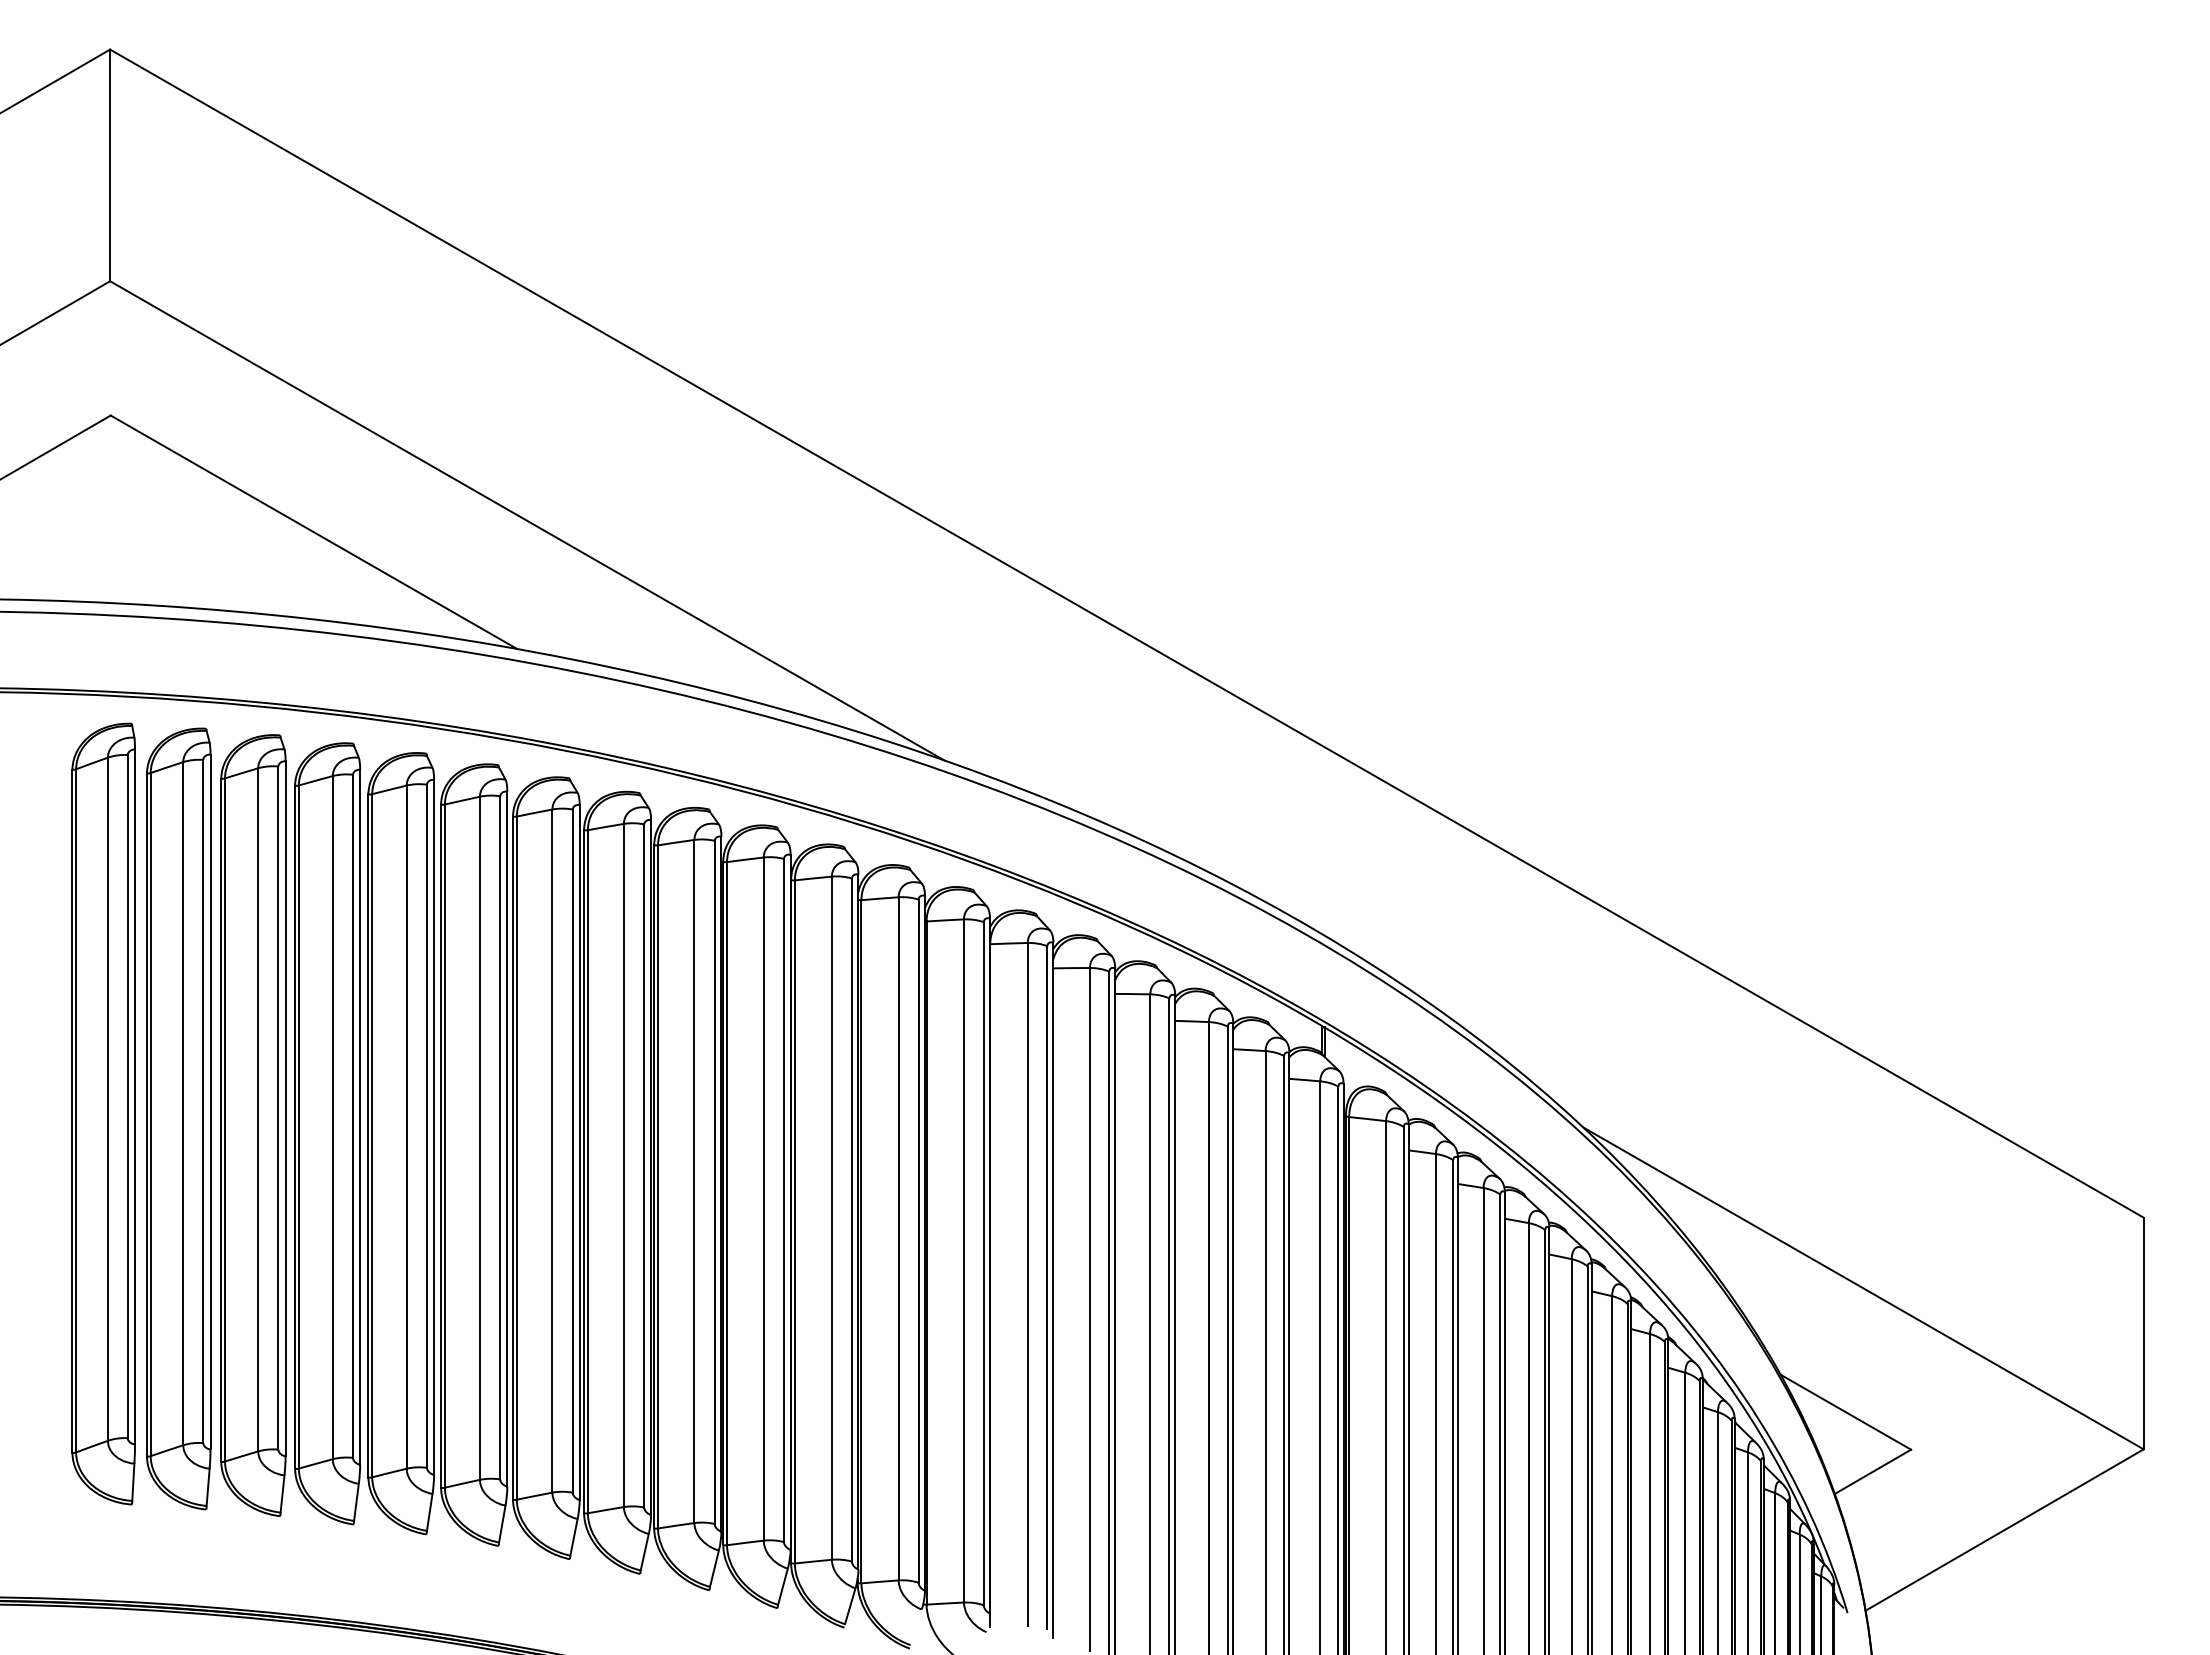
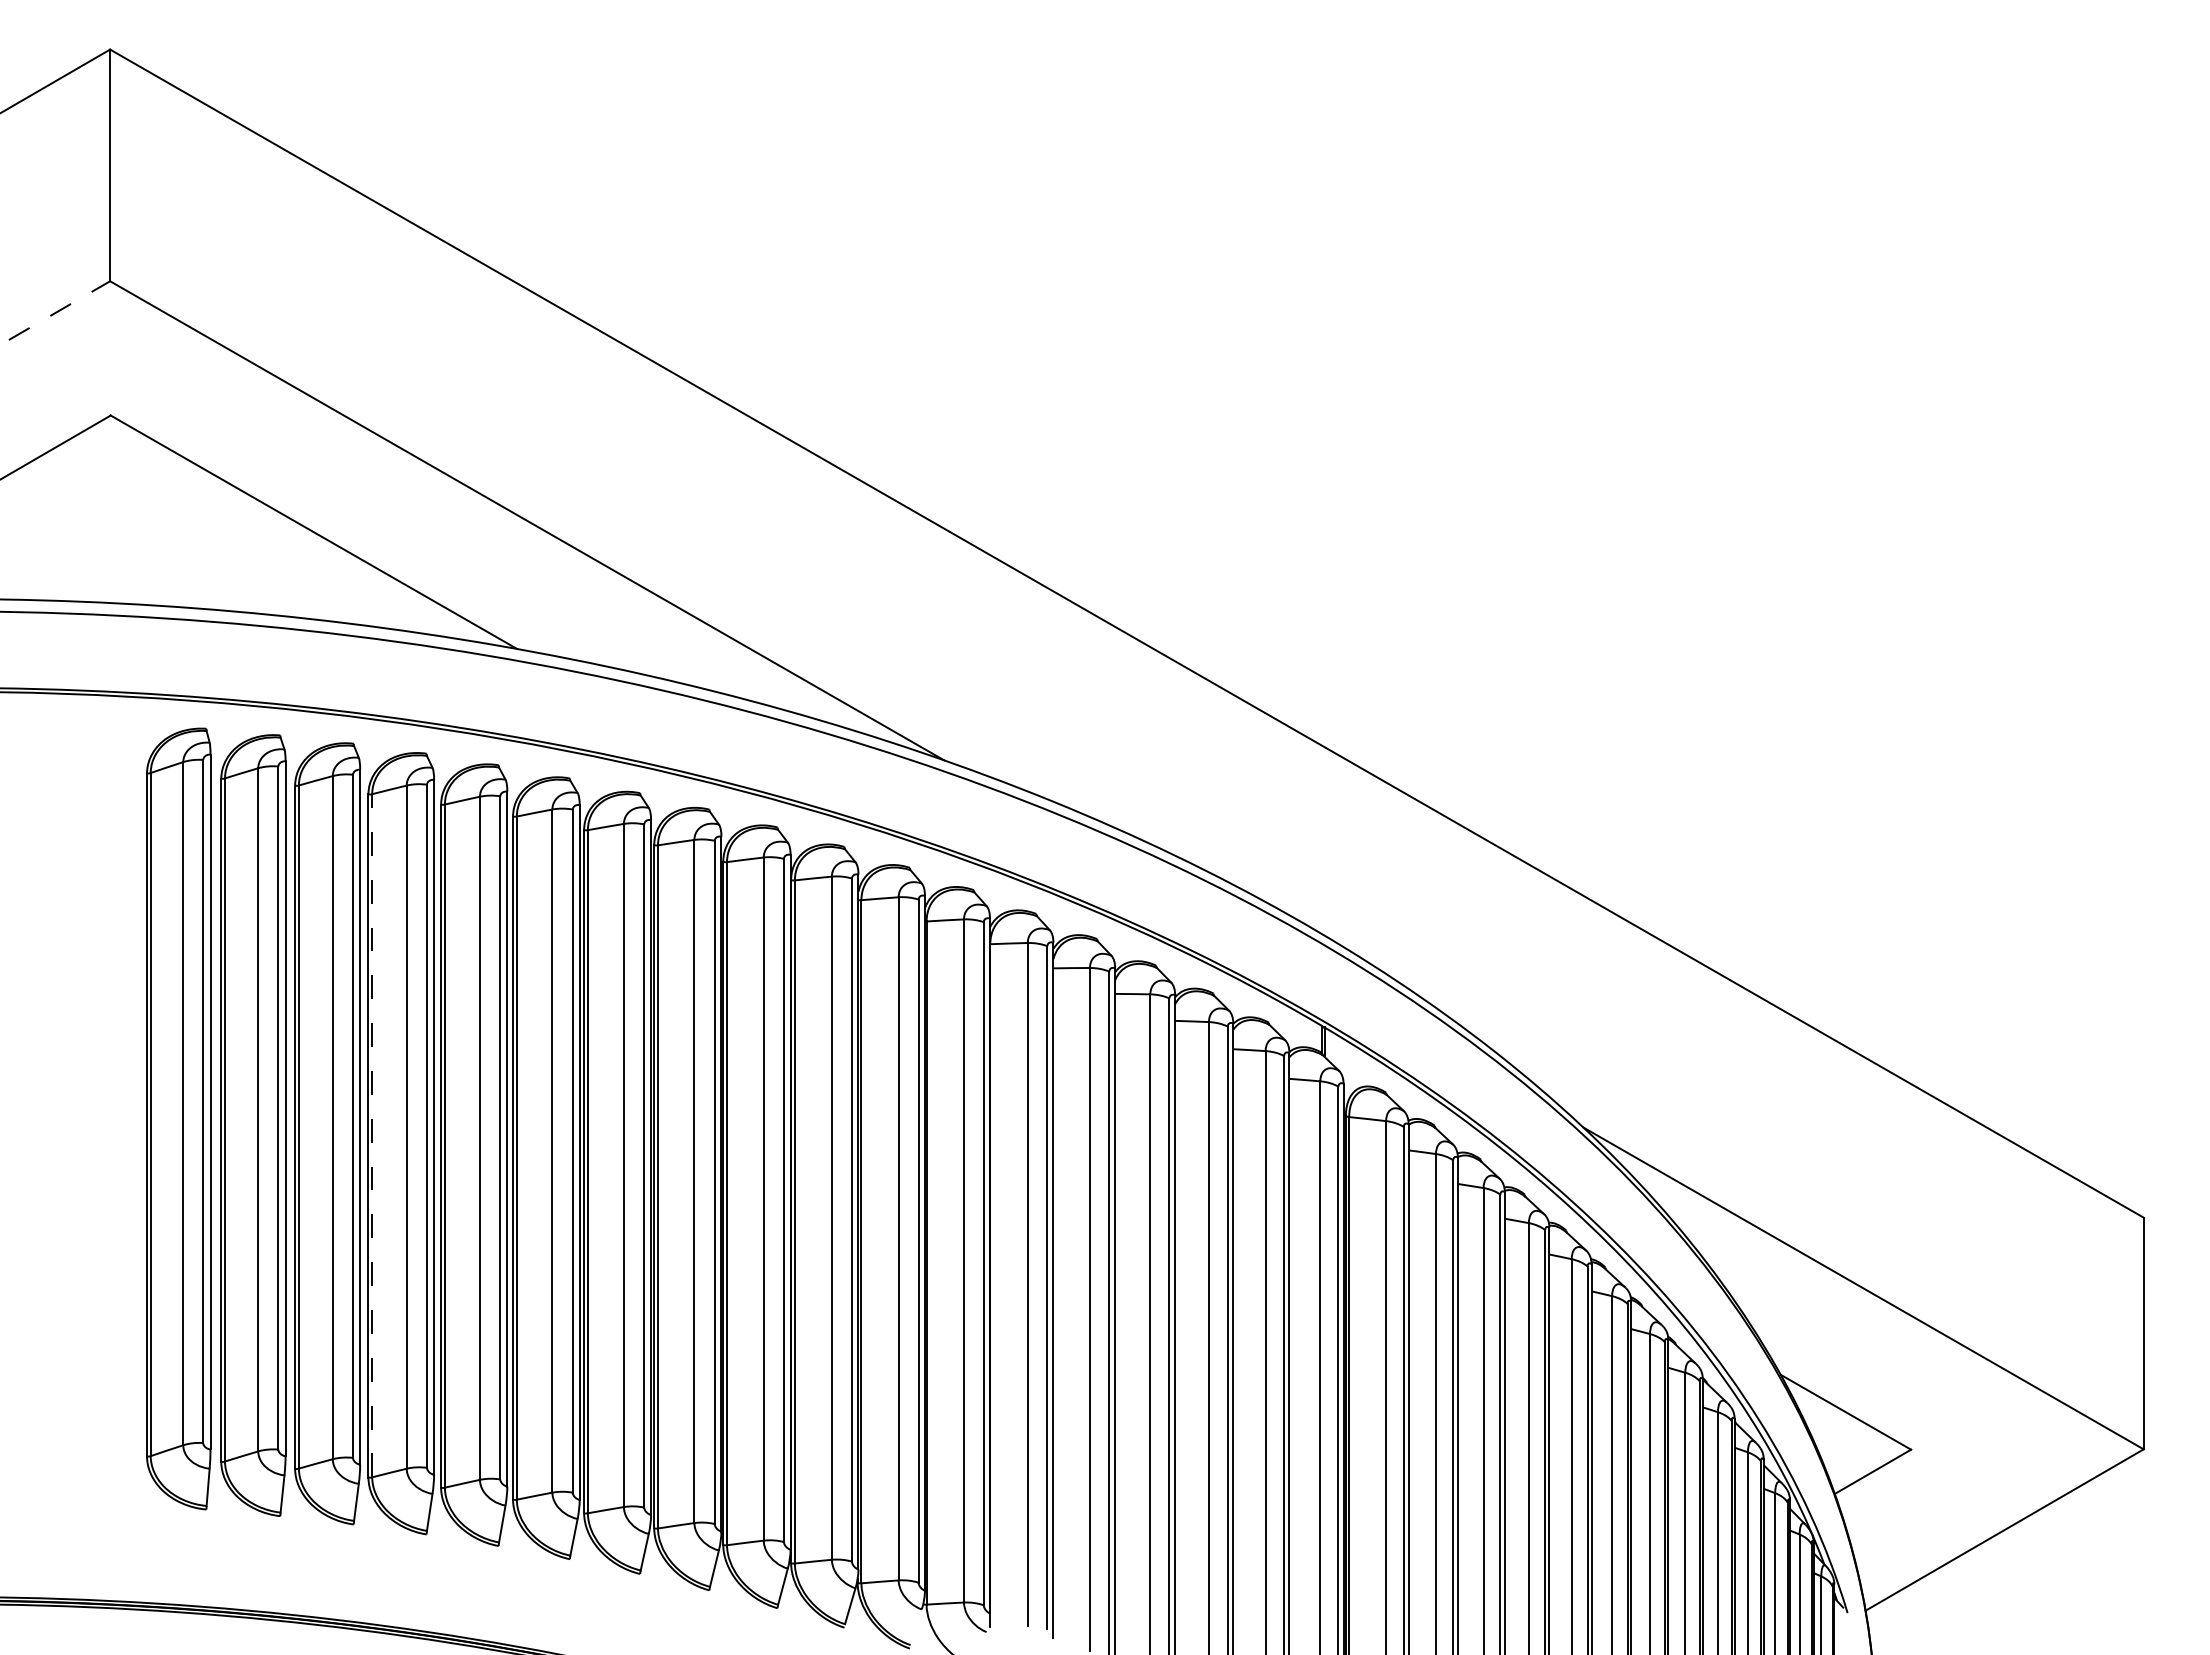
line: solid -> dashed (55, 312)
part: present -> none (103, 1113)
line: solid -> dashed (372, 1135)
